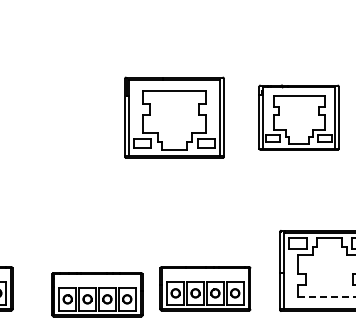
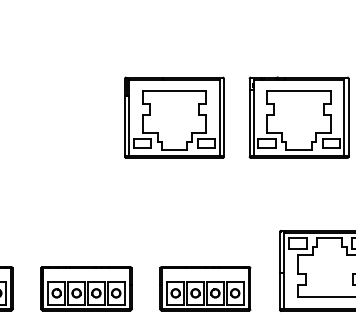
part size: 82x67 px -> 102x83 px (298, 117)
part position: (97, 294) -> (86, 288) (86, 288)
line: dashed -> solid (326, 297)
